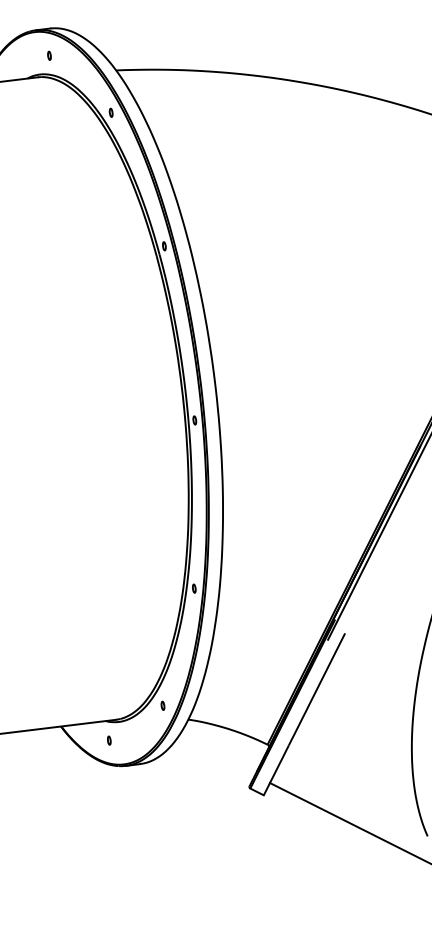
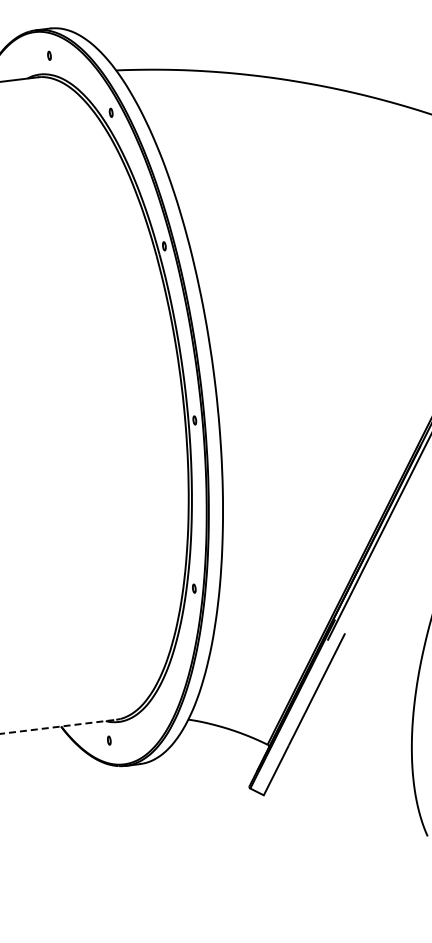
part: present -> none (162, 705)
line: solid -> dashed (58, 726)
line: present -> none (348, 822)
